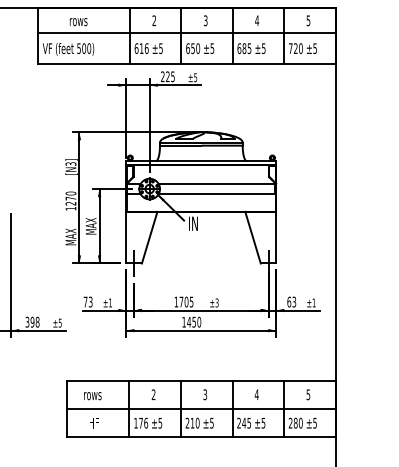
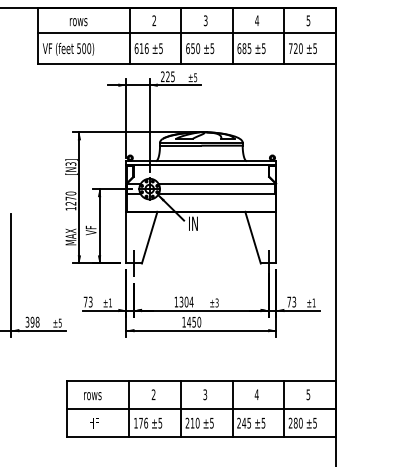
text: MAX -> VF (90, 226)
text: 1705 -> 1304 (186, 301)
text: 63 -> 73 (289, 301)
